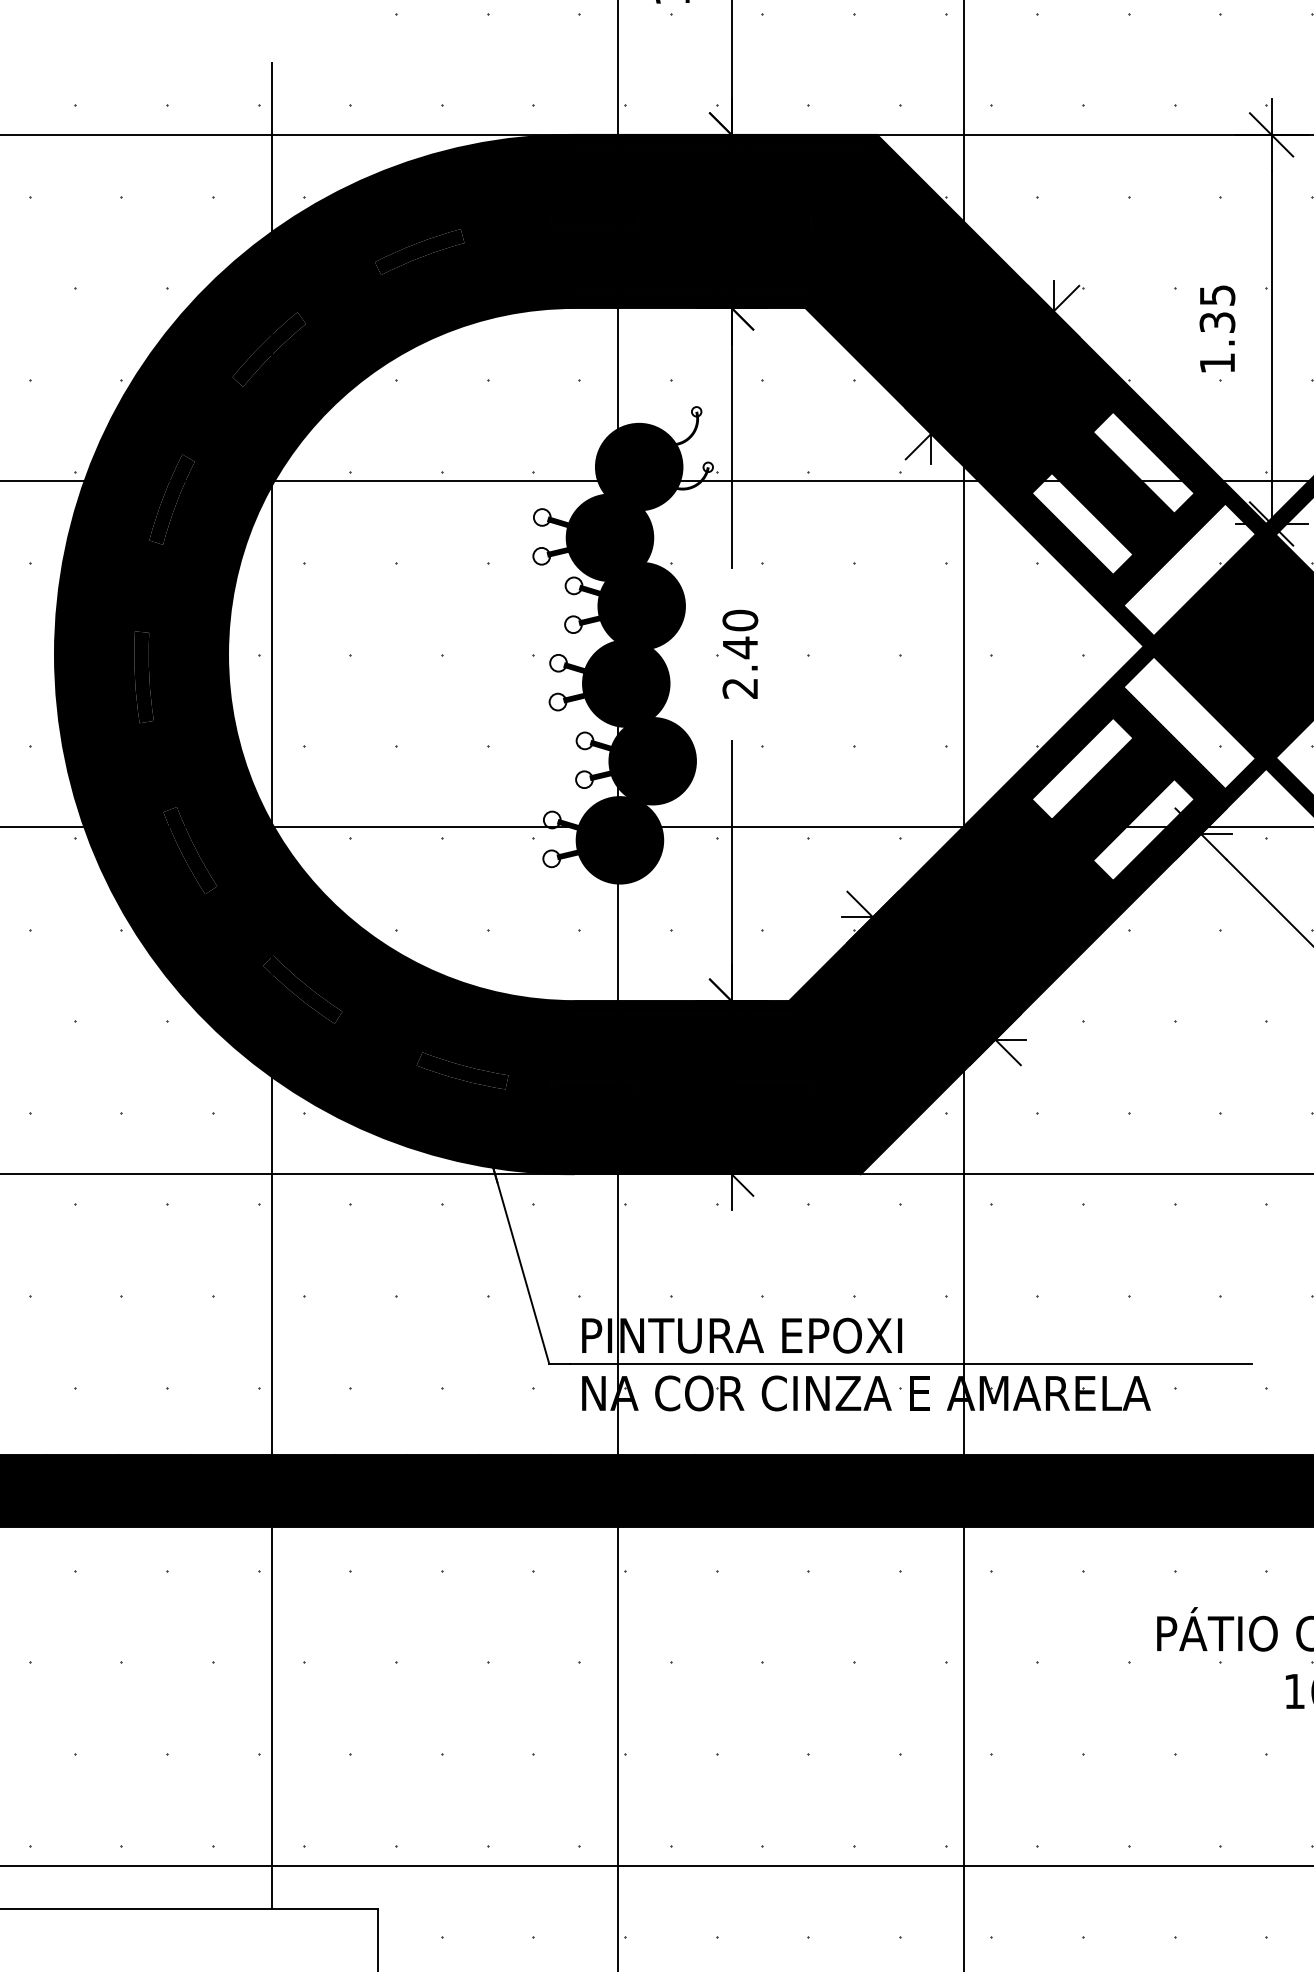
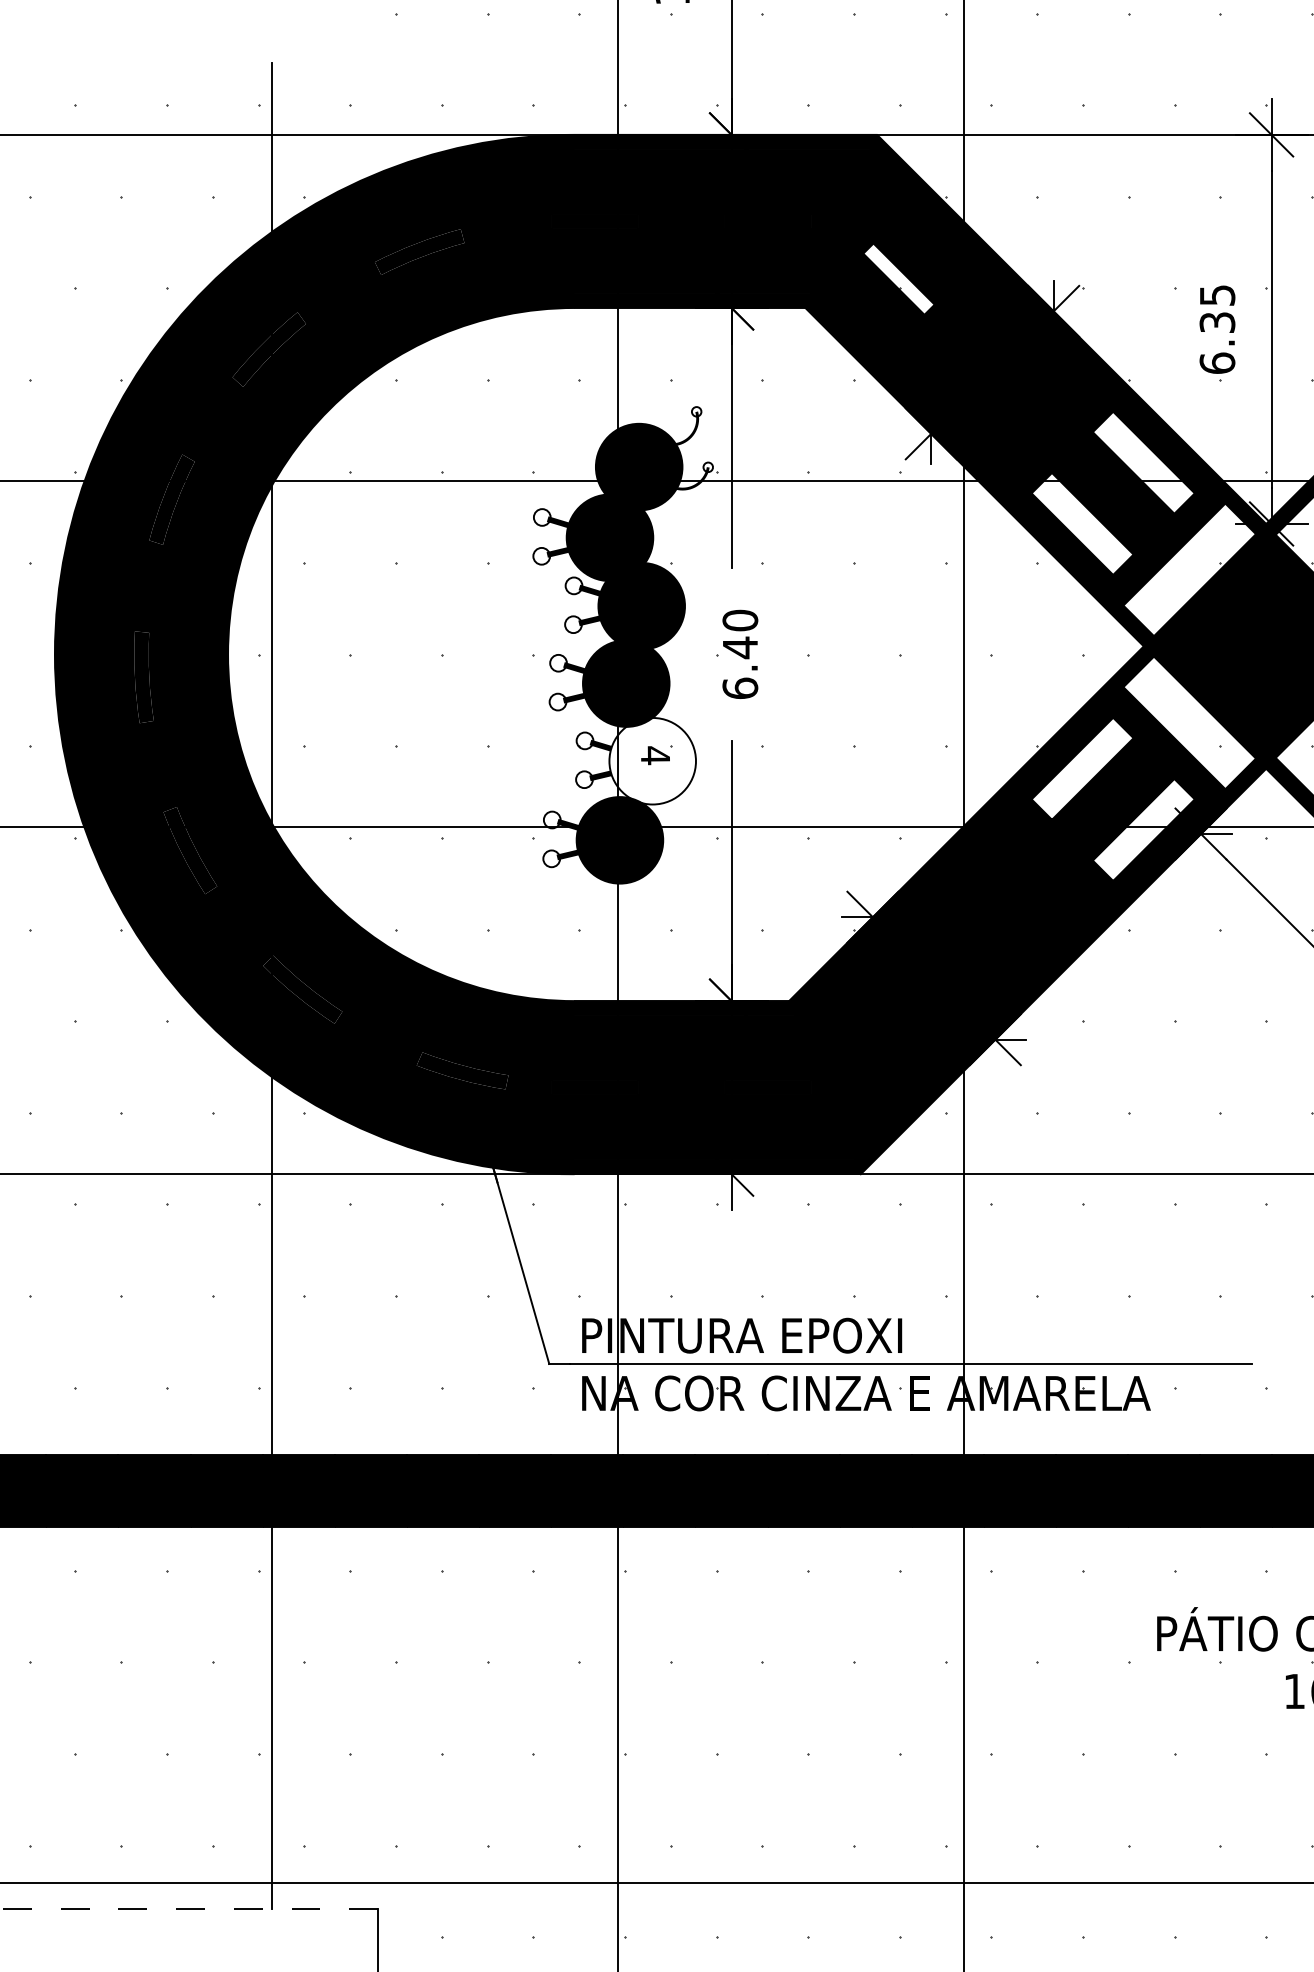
fill: present -> none (898, 278)
text: 1.35 -> 6.35 (1217, 362)
text: 2.40 -> 6.40 (740, 687)
fill: present -> none (652, 760)
line position: (656, 1865) -> (656, 1882) (656, 1882)
line: solid -> dashed (189, 1909)
